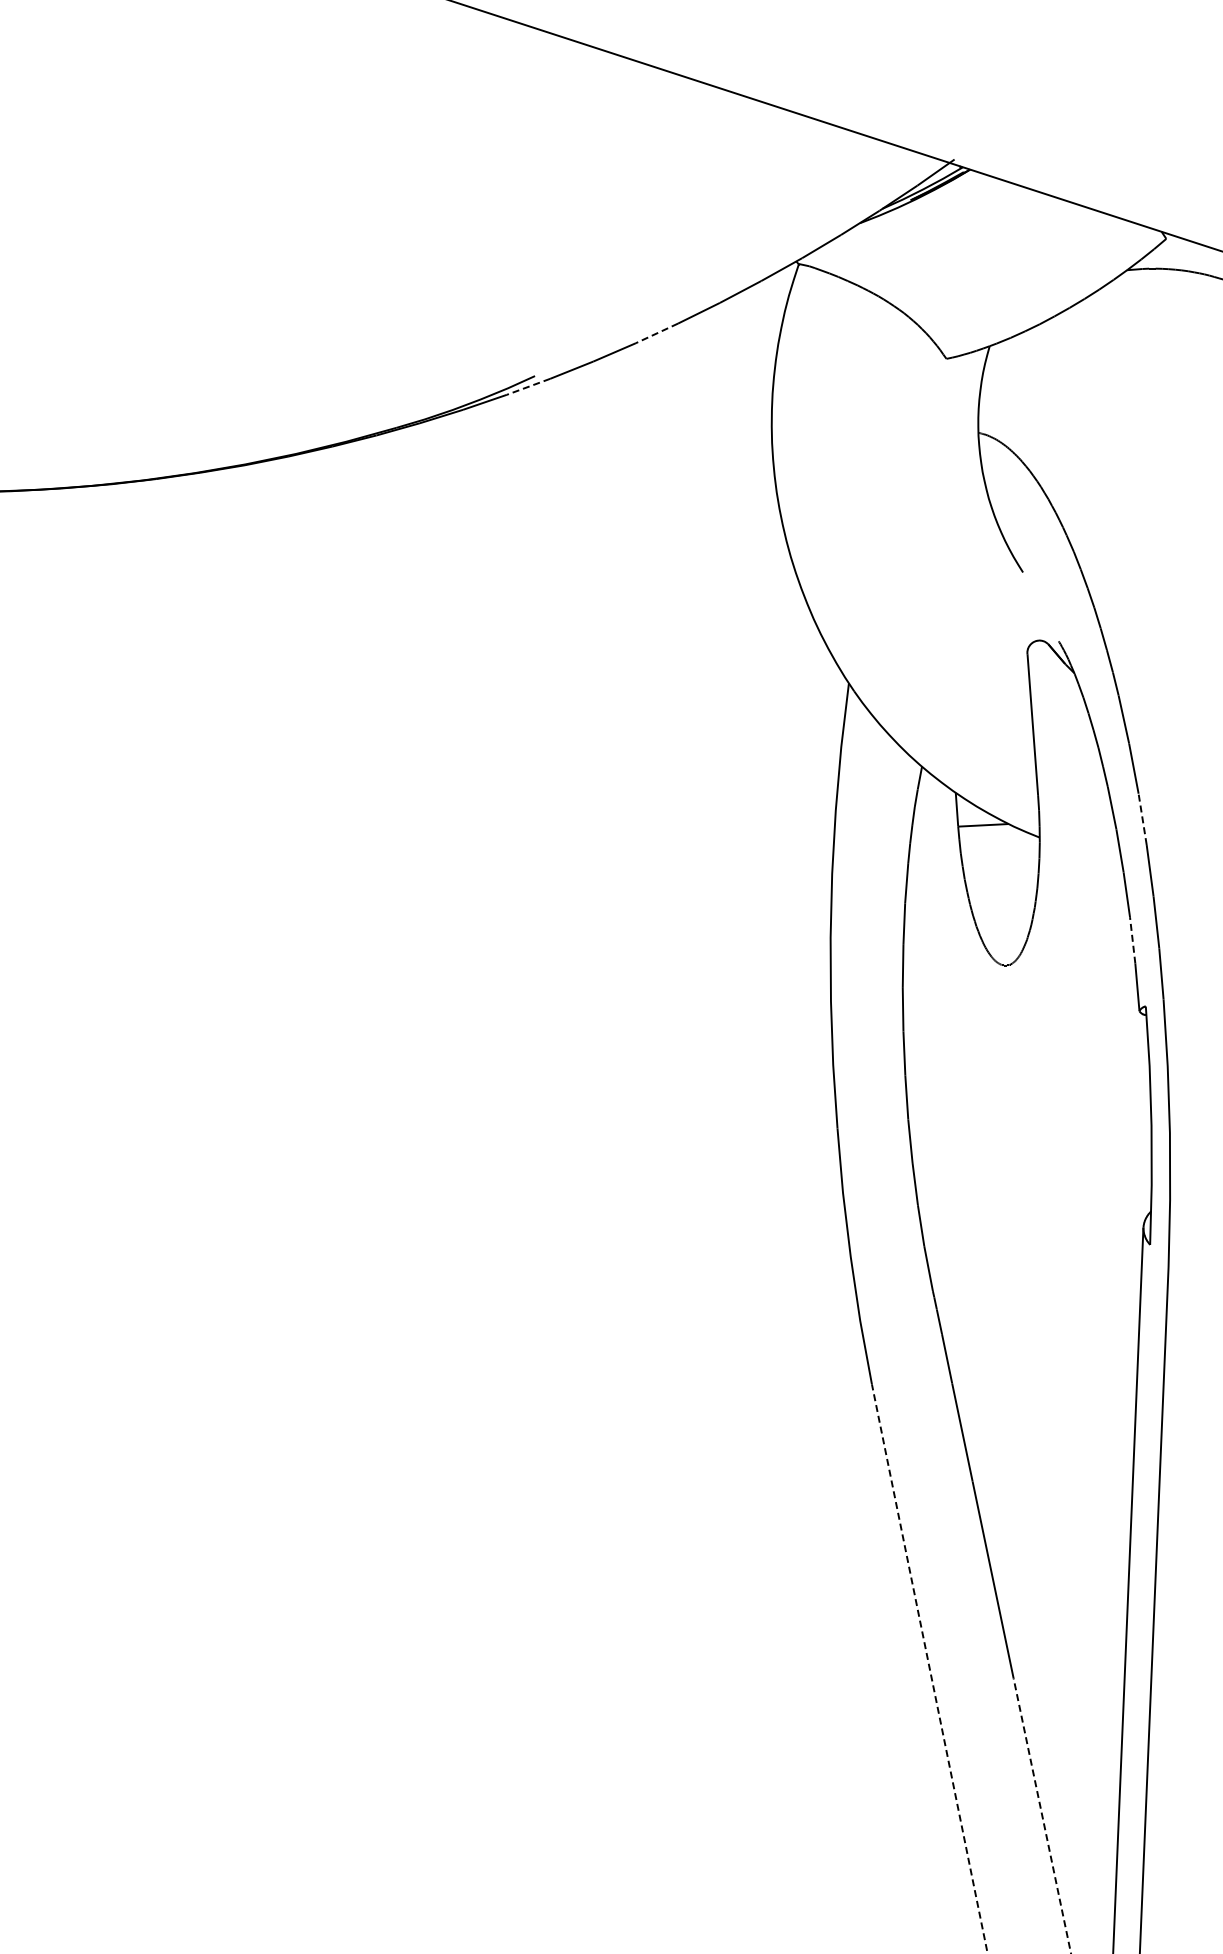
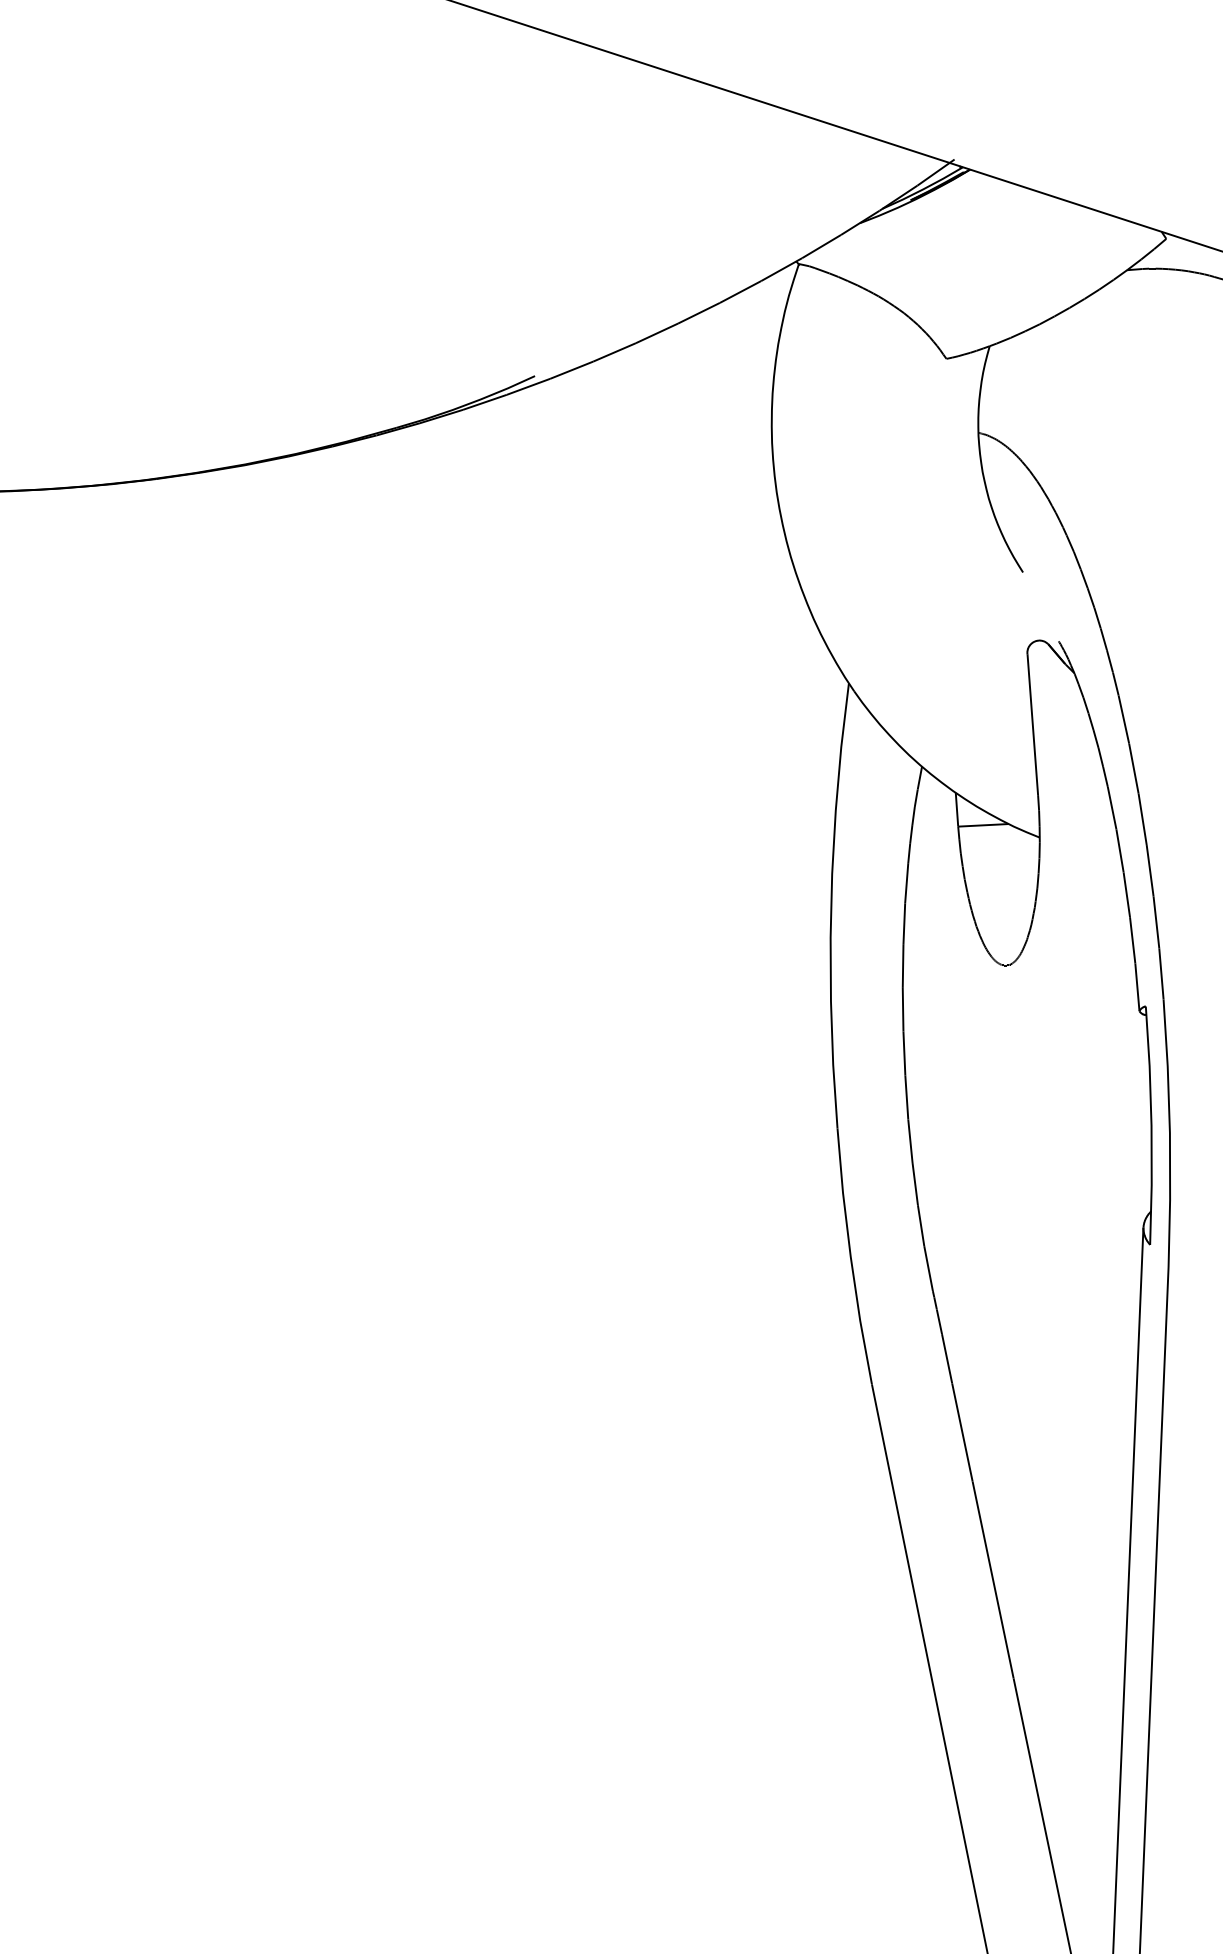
line: dashed -> solid (656, 333)
line: dashed -> solid (528, 387)
line: dashed -> solid (1142, 819)
line: dashed -> solid (1132, 939)
line: dashed -> solid (929, 1668)
line: dashed -> solid (1042, 1816)
